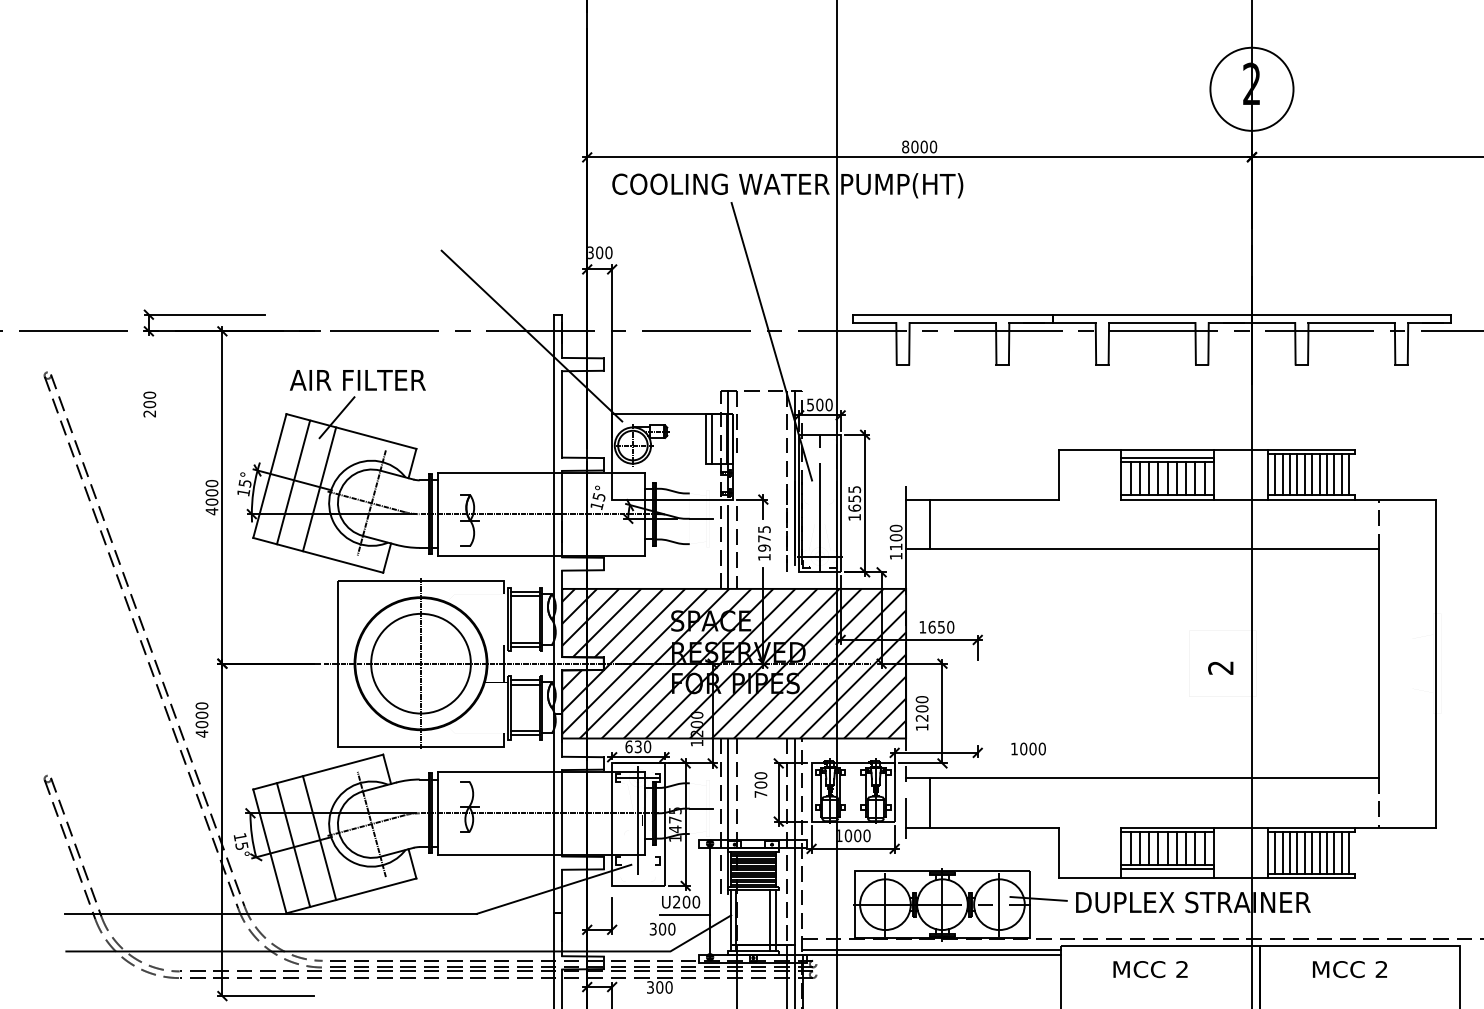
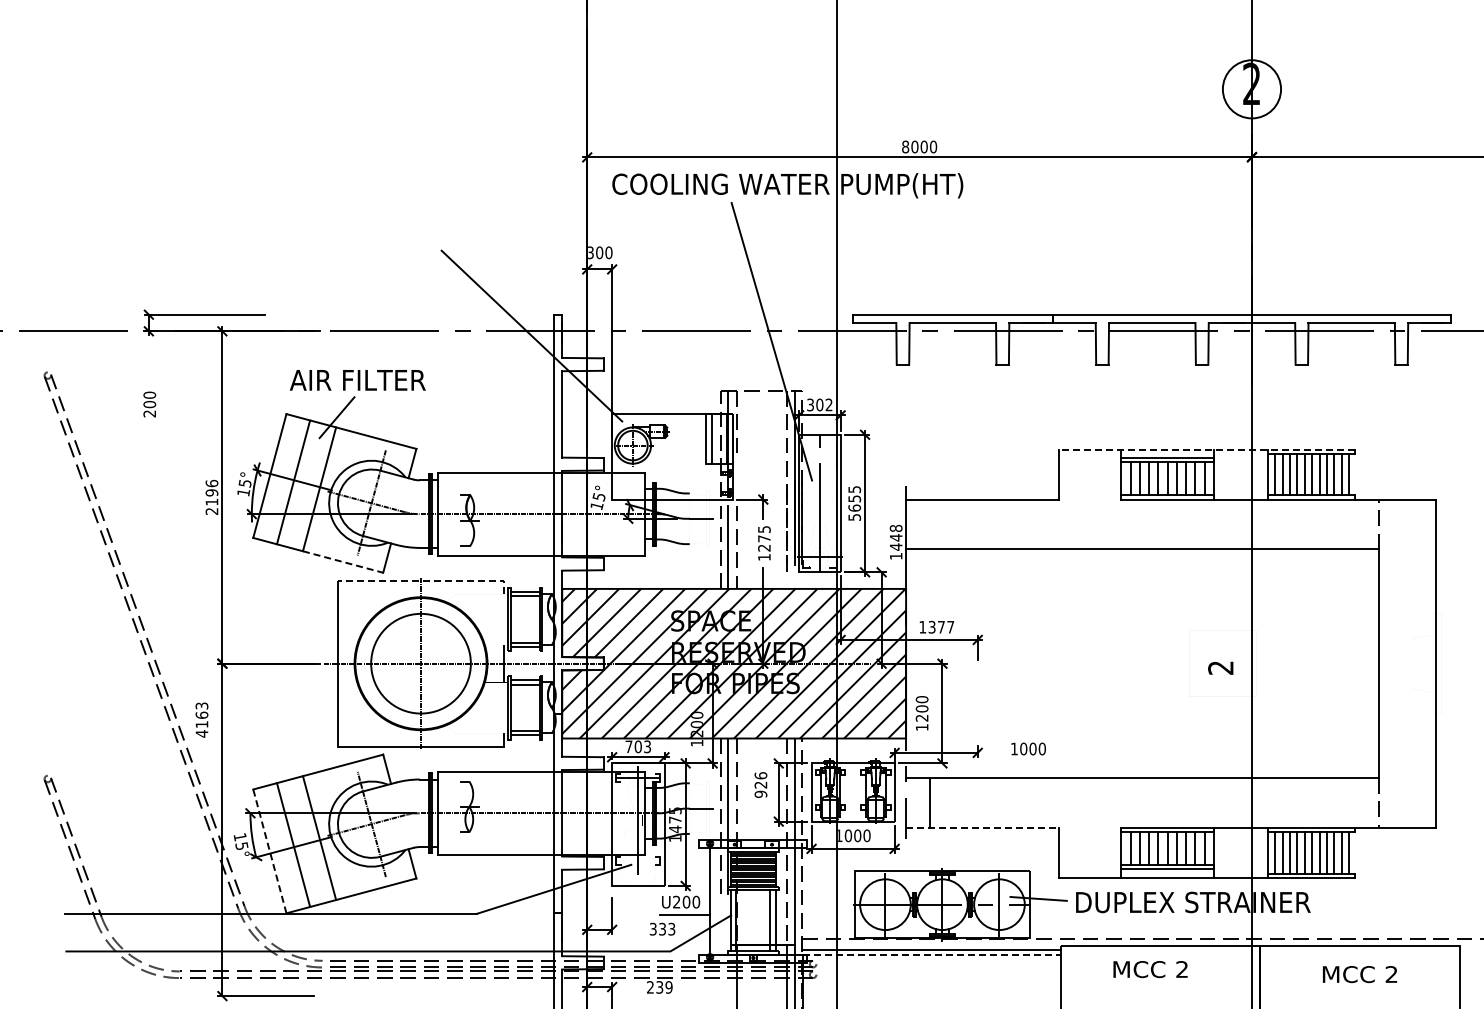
circle diameter: 83 px -> 58 px (1251, 89)
text: 500 -> 302 (819, 404)
line: solid -> dashed (1206, 449)
text: 4000 -> 2196 (211, 497)
text: 1655 -> 5655 (854, 517)
line: present -> none (929, 524)
text: 1100 -> 1448 (895, 537)
text: 1975 -> 1275 (764, 547)
line: solid -> dashed (343, 562)
line: solid -> dashed (428, 580)
text: 1650 -> 1377 (941, 626)
text: 4000 -> 4163 (201, 715)
text: 630 -> 703 (638, 746)
text: 700 -> 926 (760, 784)
line: solid -> dashed (982, 827)
line: solid -> dashed (269, 850)
text: 300 -> 333 (667, 928)
line: solid -> dashed (932, 954)
text position: (1349, 969) -> (1359, 974) (1359, 974)
text: 300 -> 239 (659, 987)
